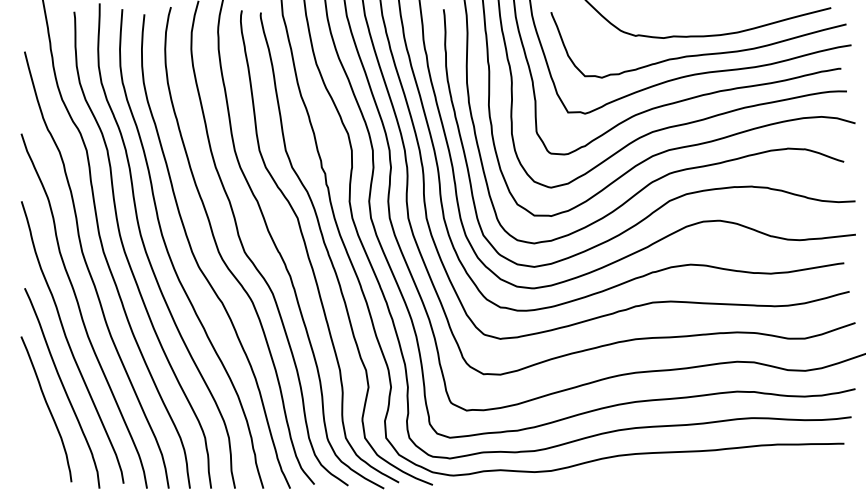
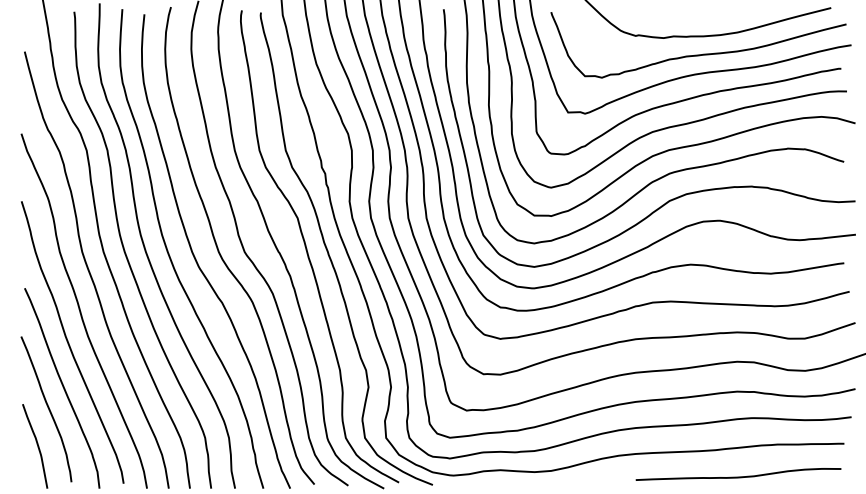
curve: none -> present (37, 446)
curve: none -> present (738, 476)
